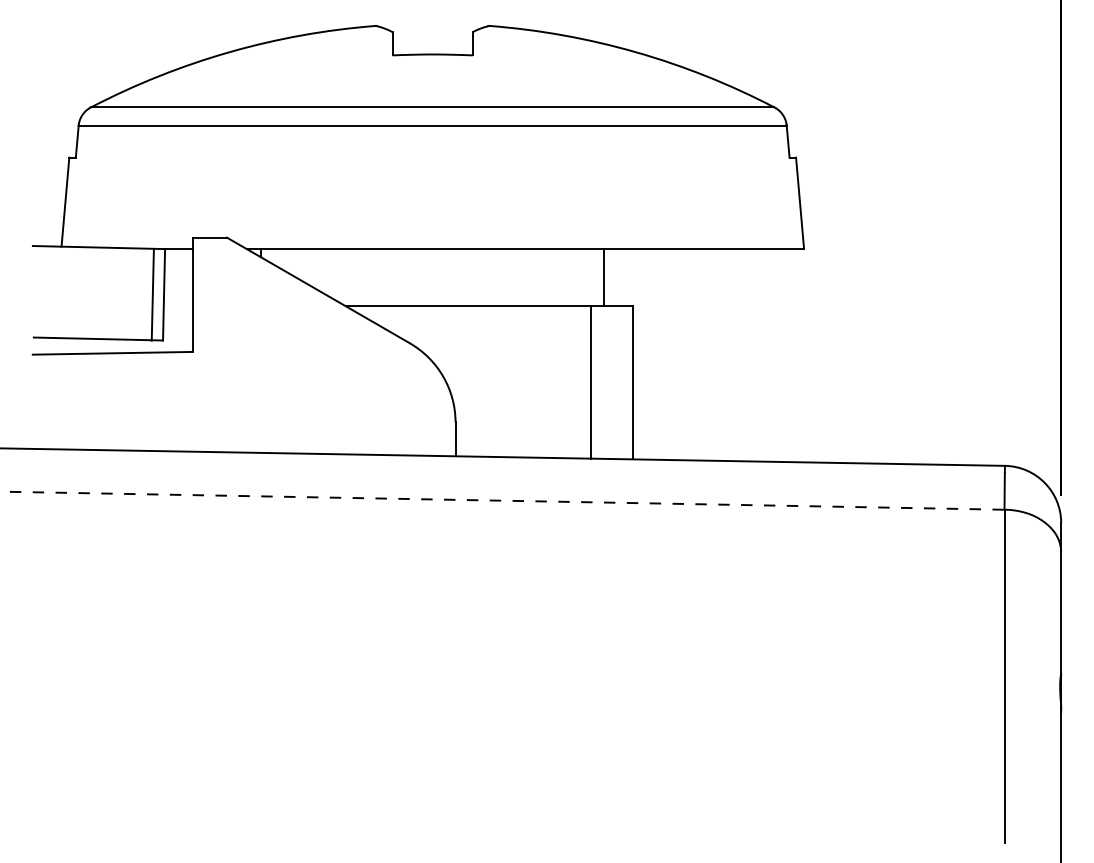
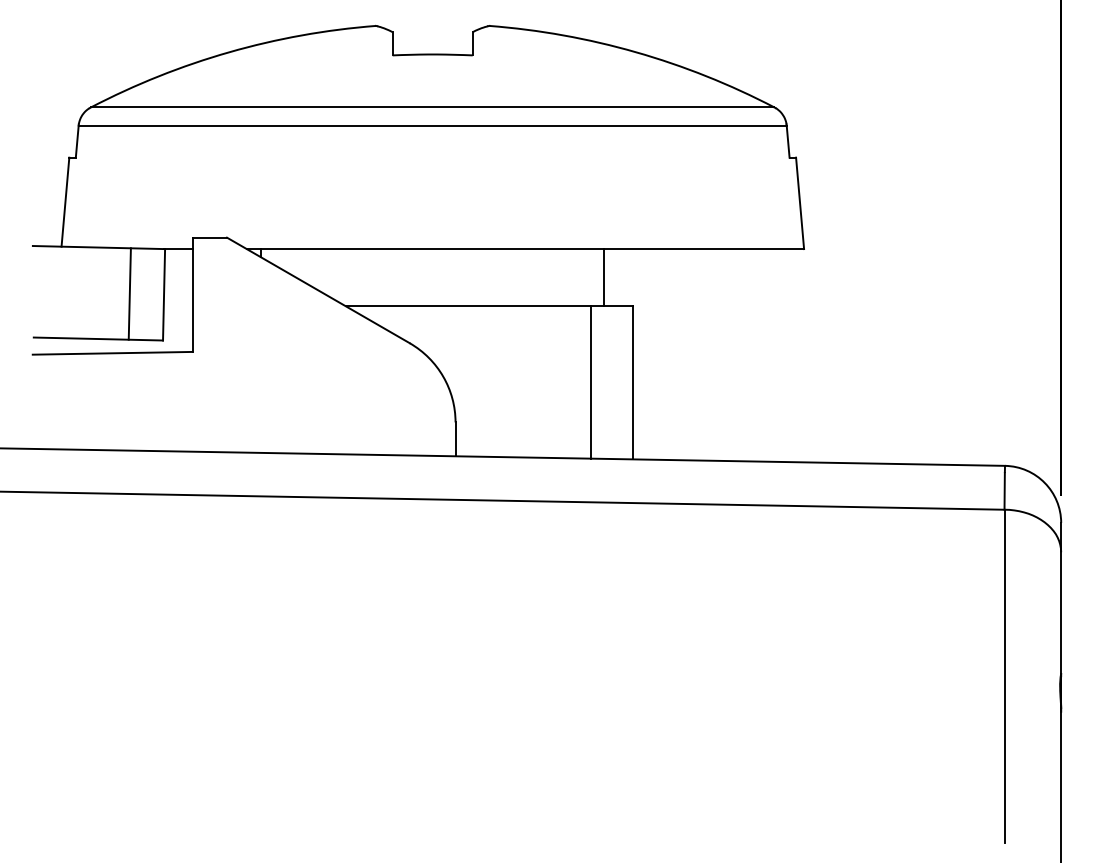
line position: (152, 294) -> (129, 293) (129, 293)
line: dashed -> solid (502, 500)
